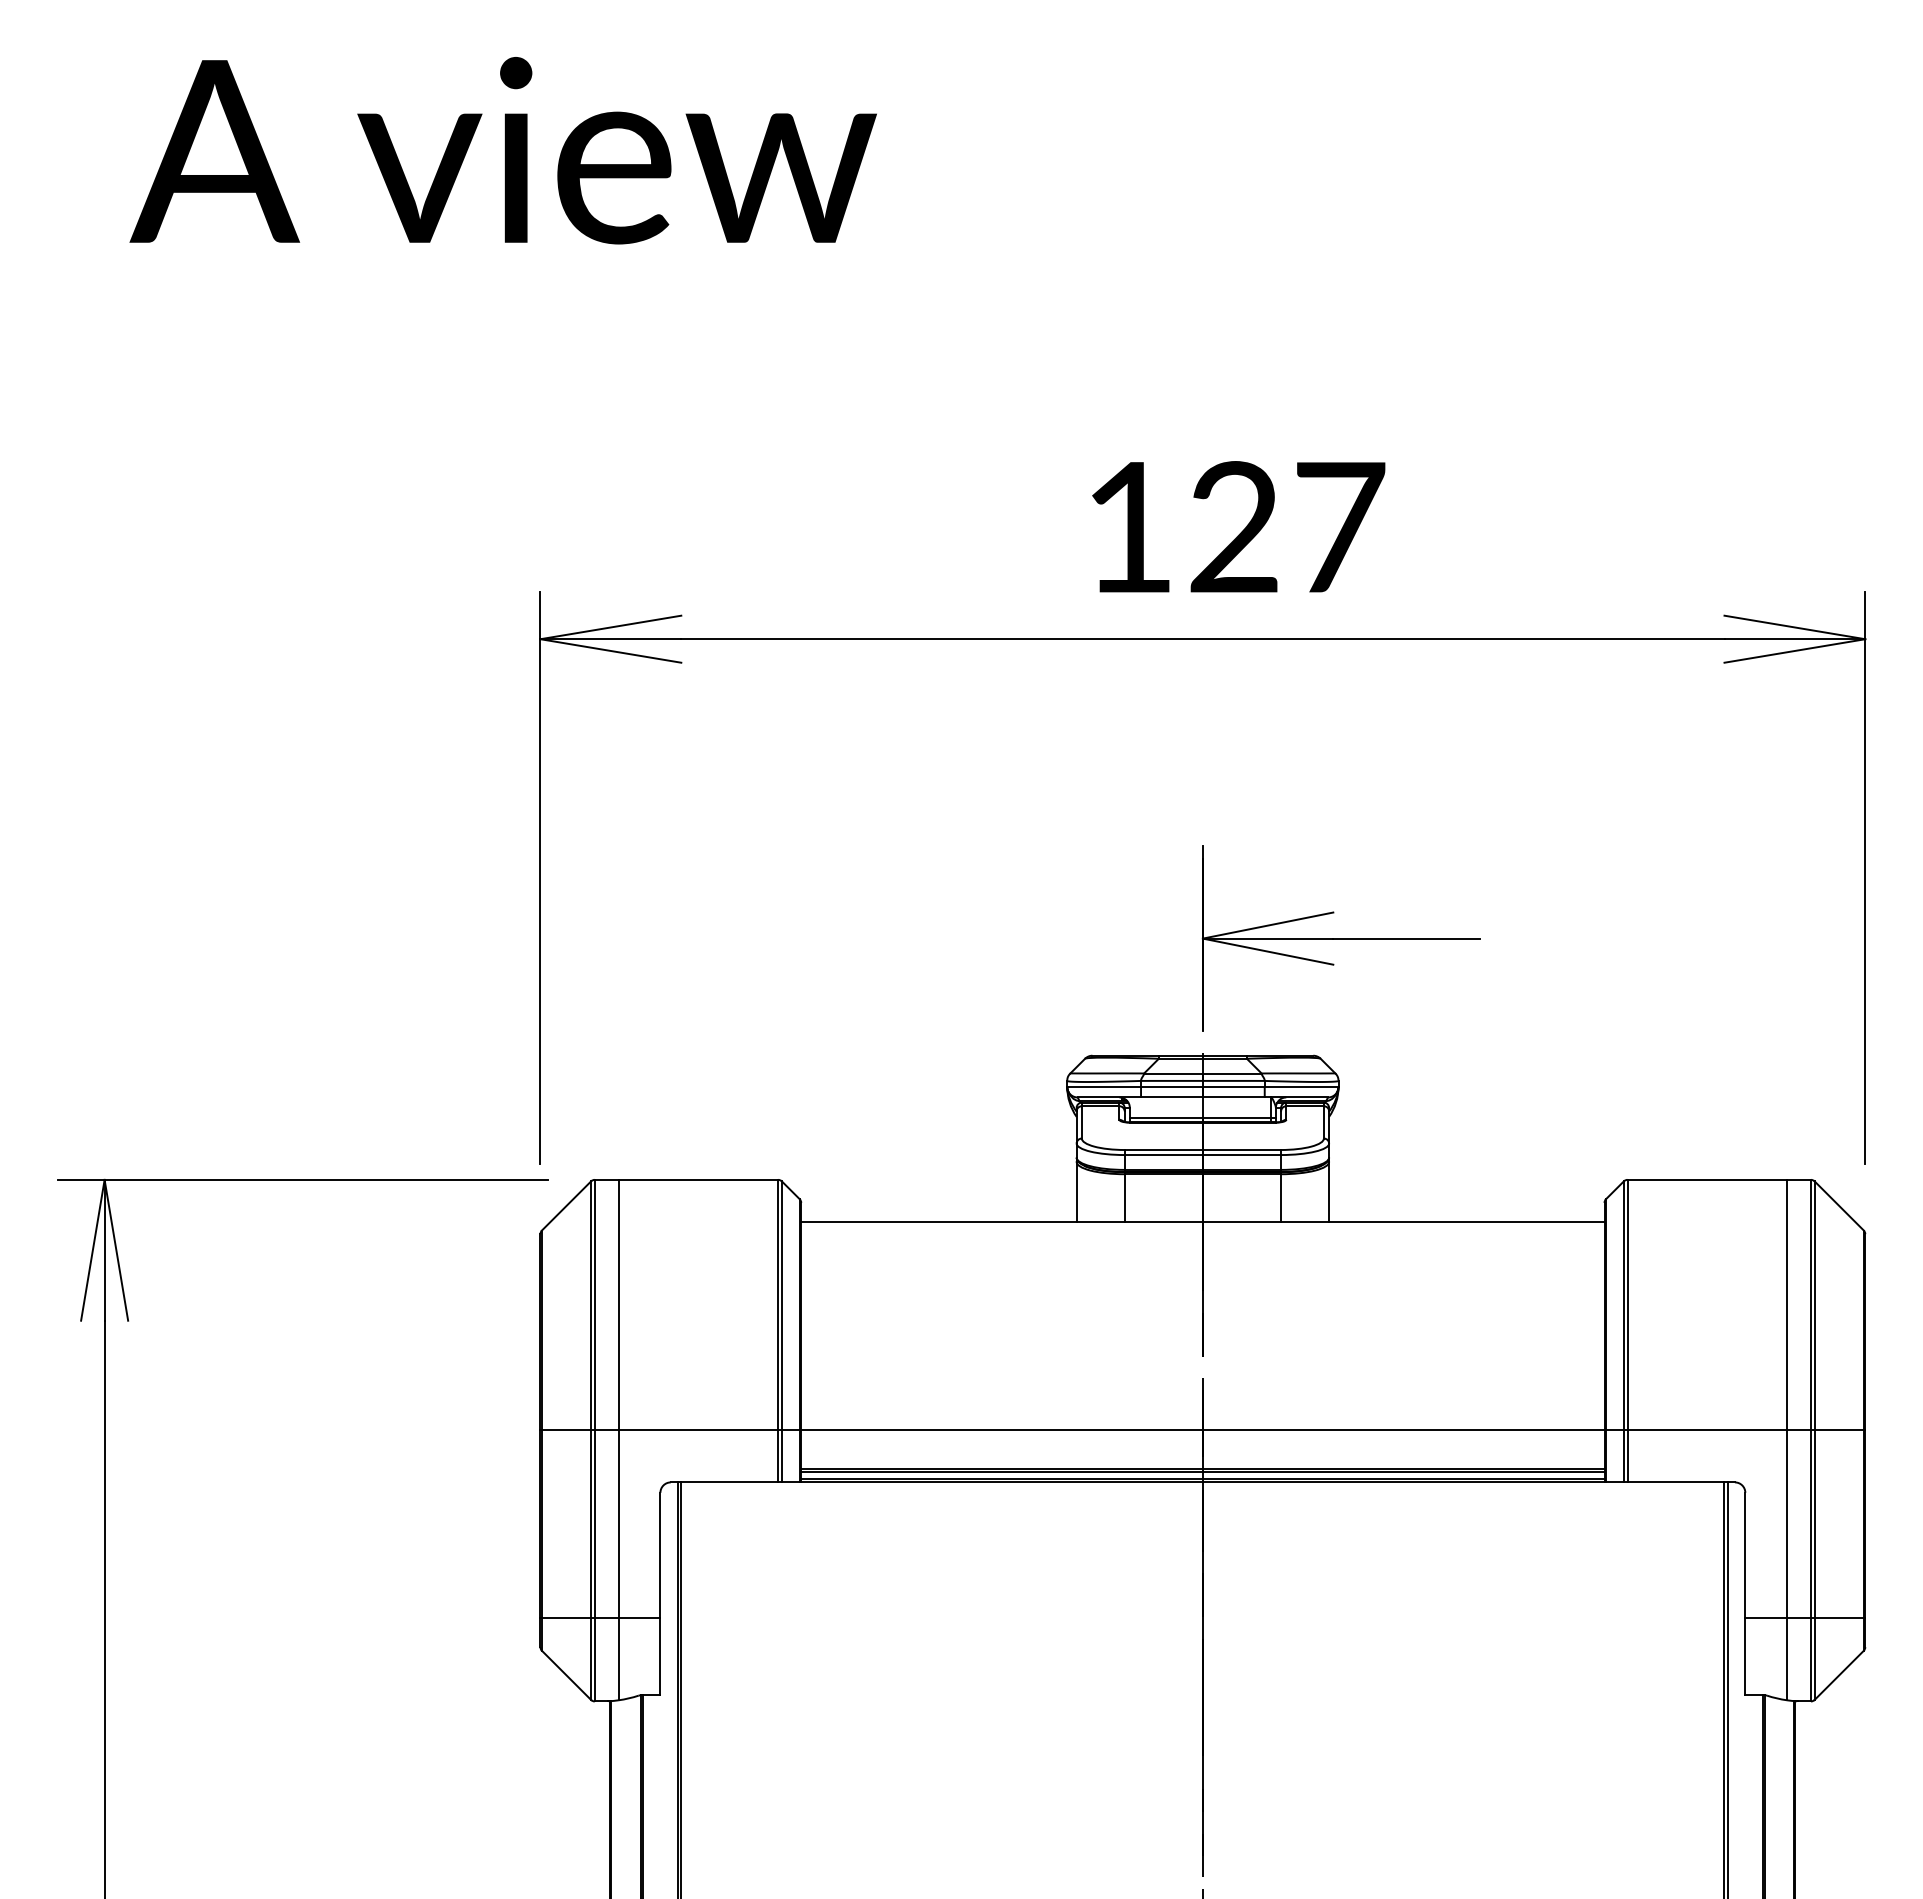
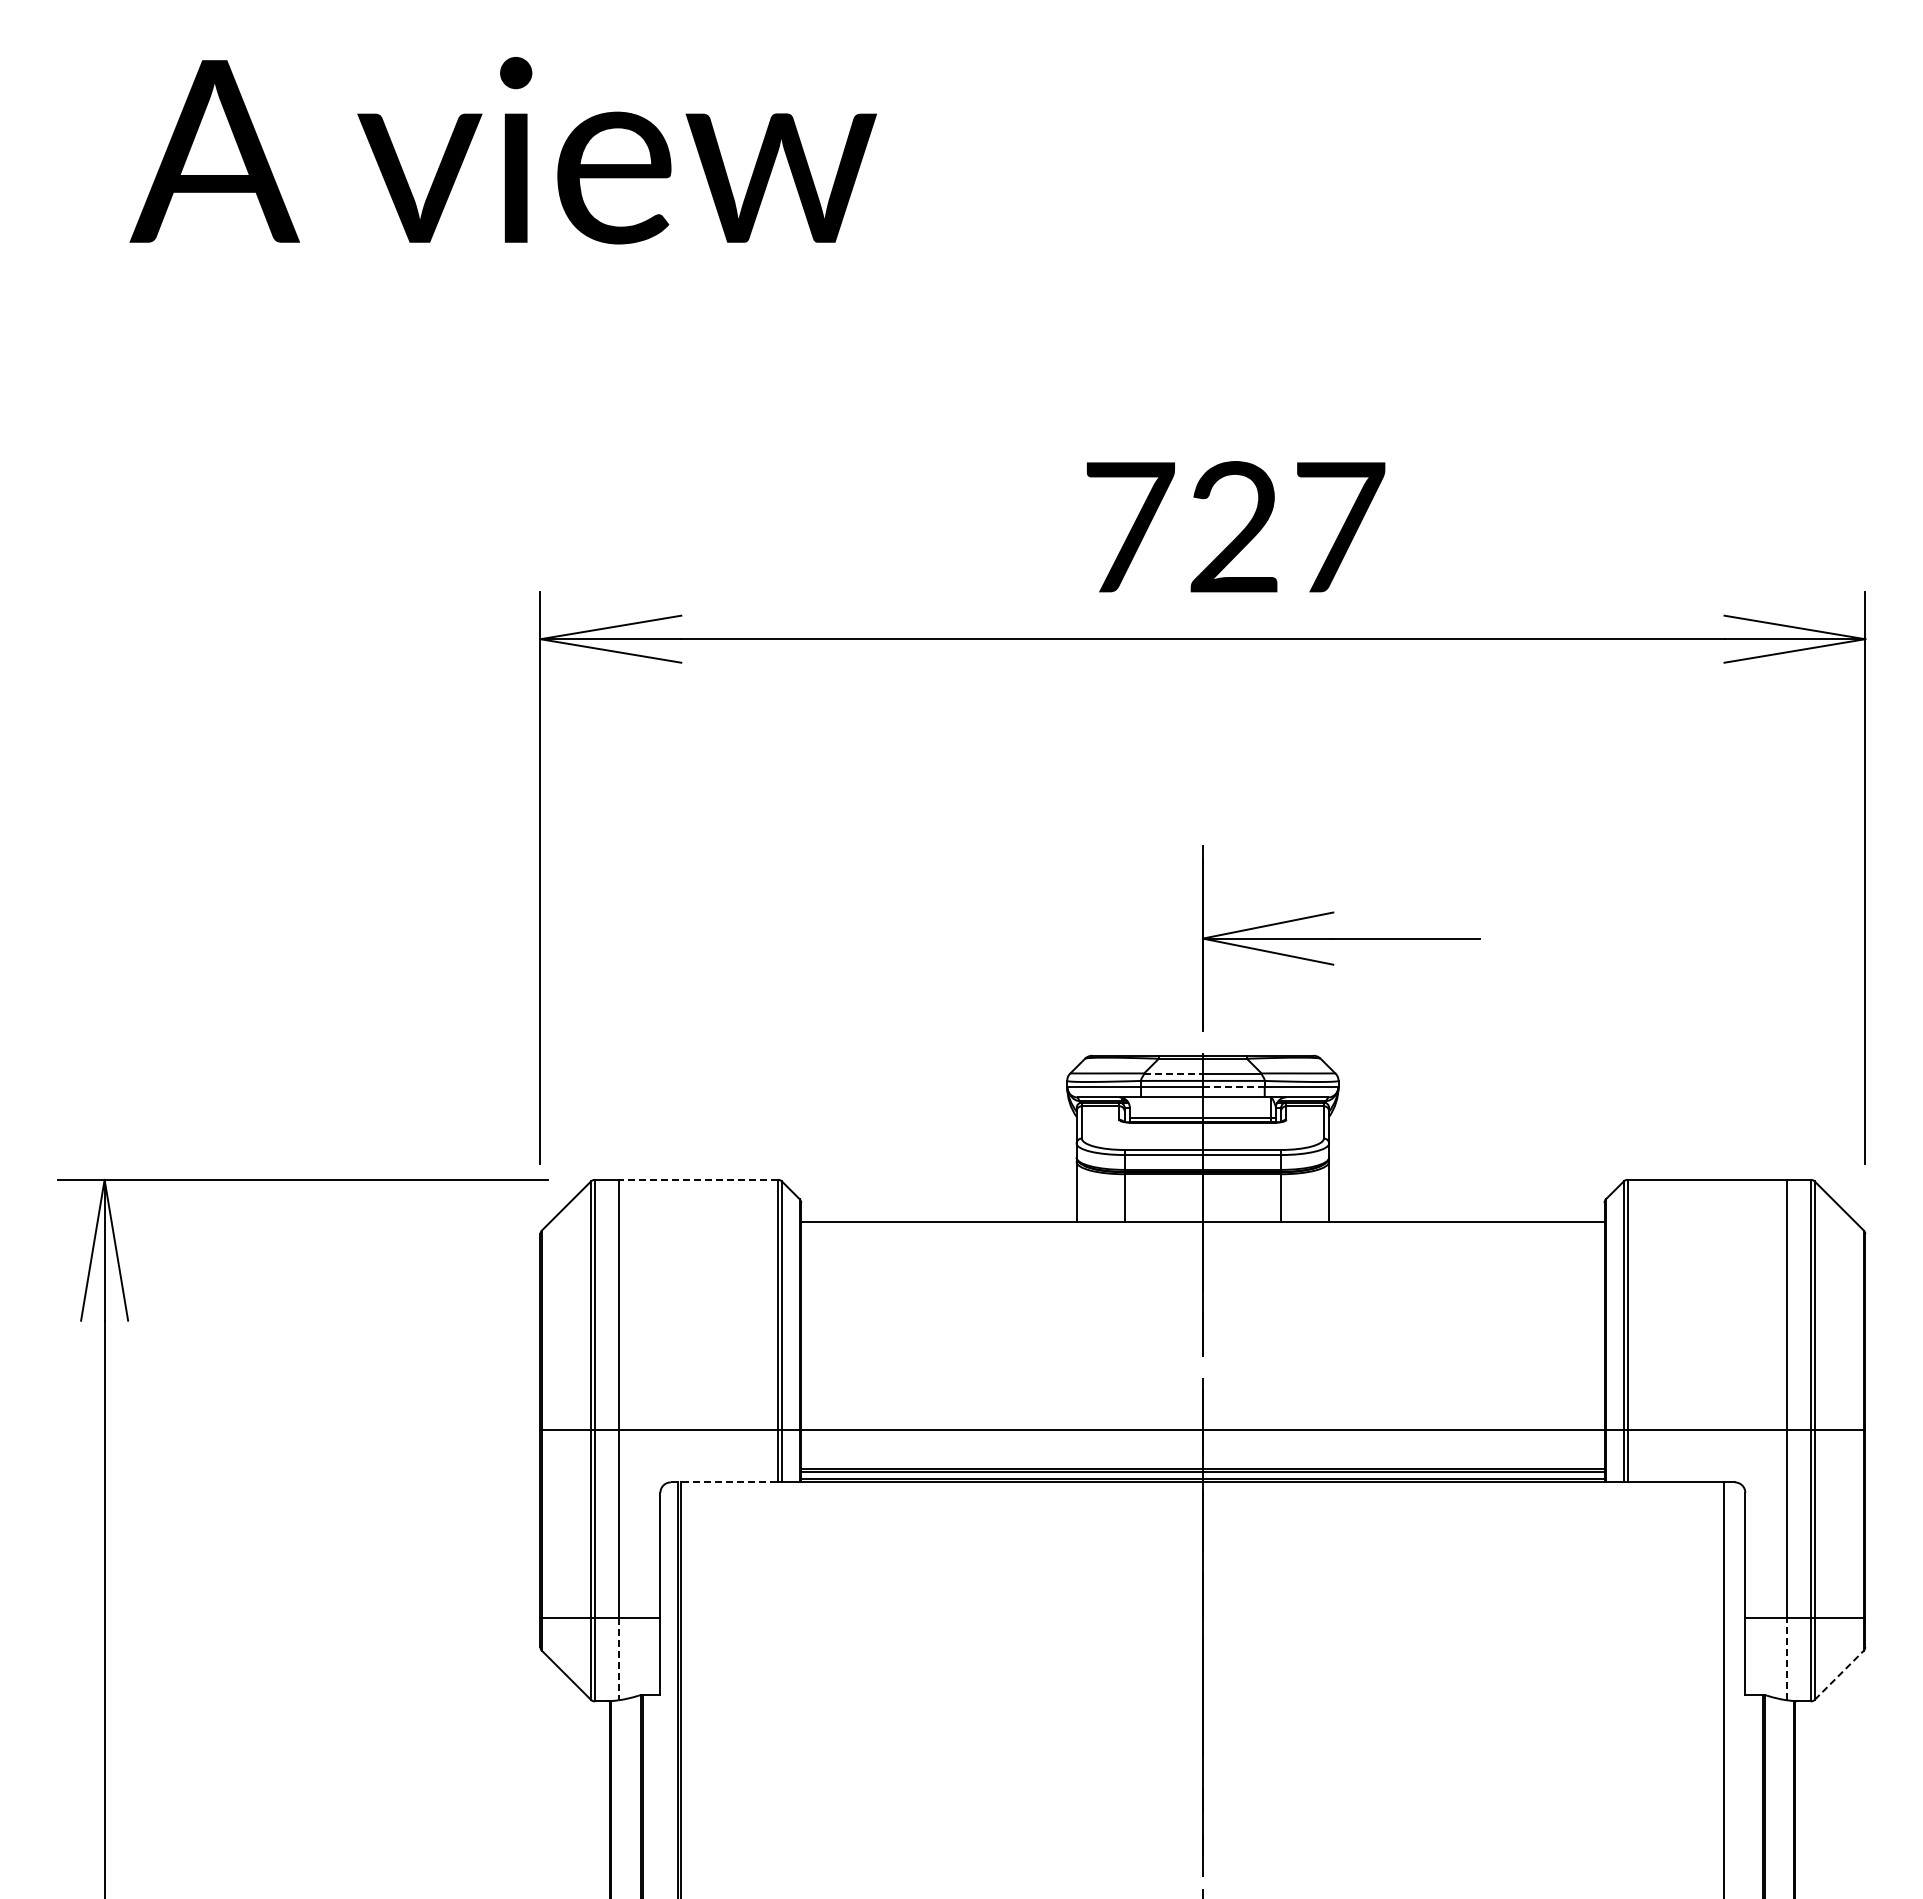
text: 127 -> 727 (1130, 527)
line: solid -> dashed (1173, 1073)
line: solid -> dashed (1233, 1087)
line: solid -> dashed (698, 1179)
line: solid -> dashed (724, 1482)
line: solid -> dashed (1787, 1658)
line: solid -> dashed (618, 1659)
line: solid -> dashed (1839, 1675)
line: present -> none (1727, 1688)
